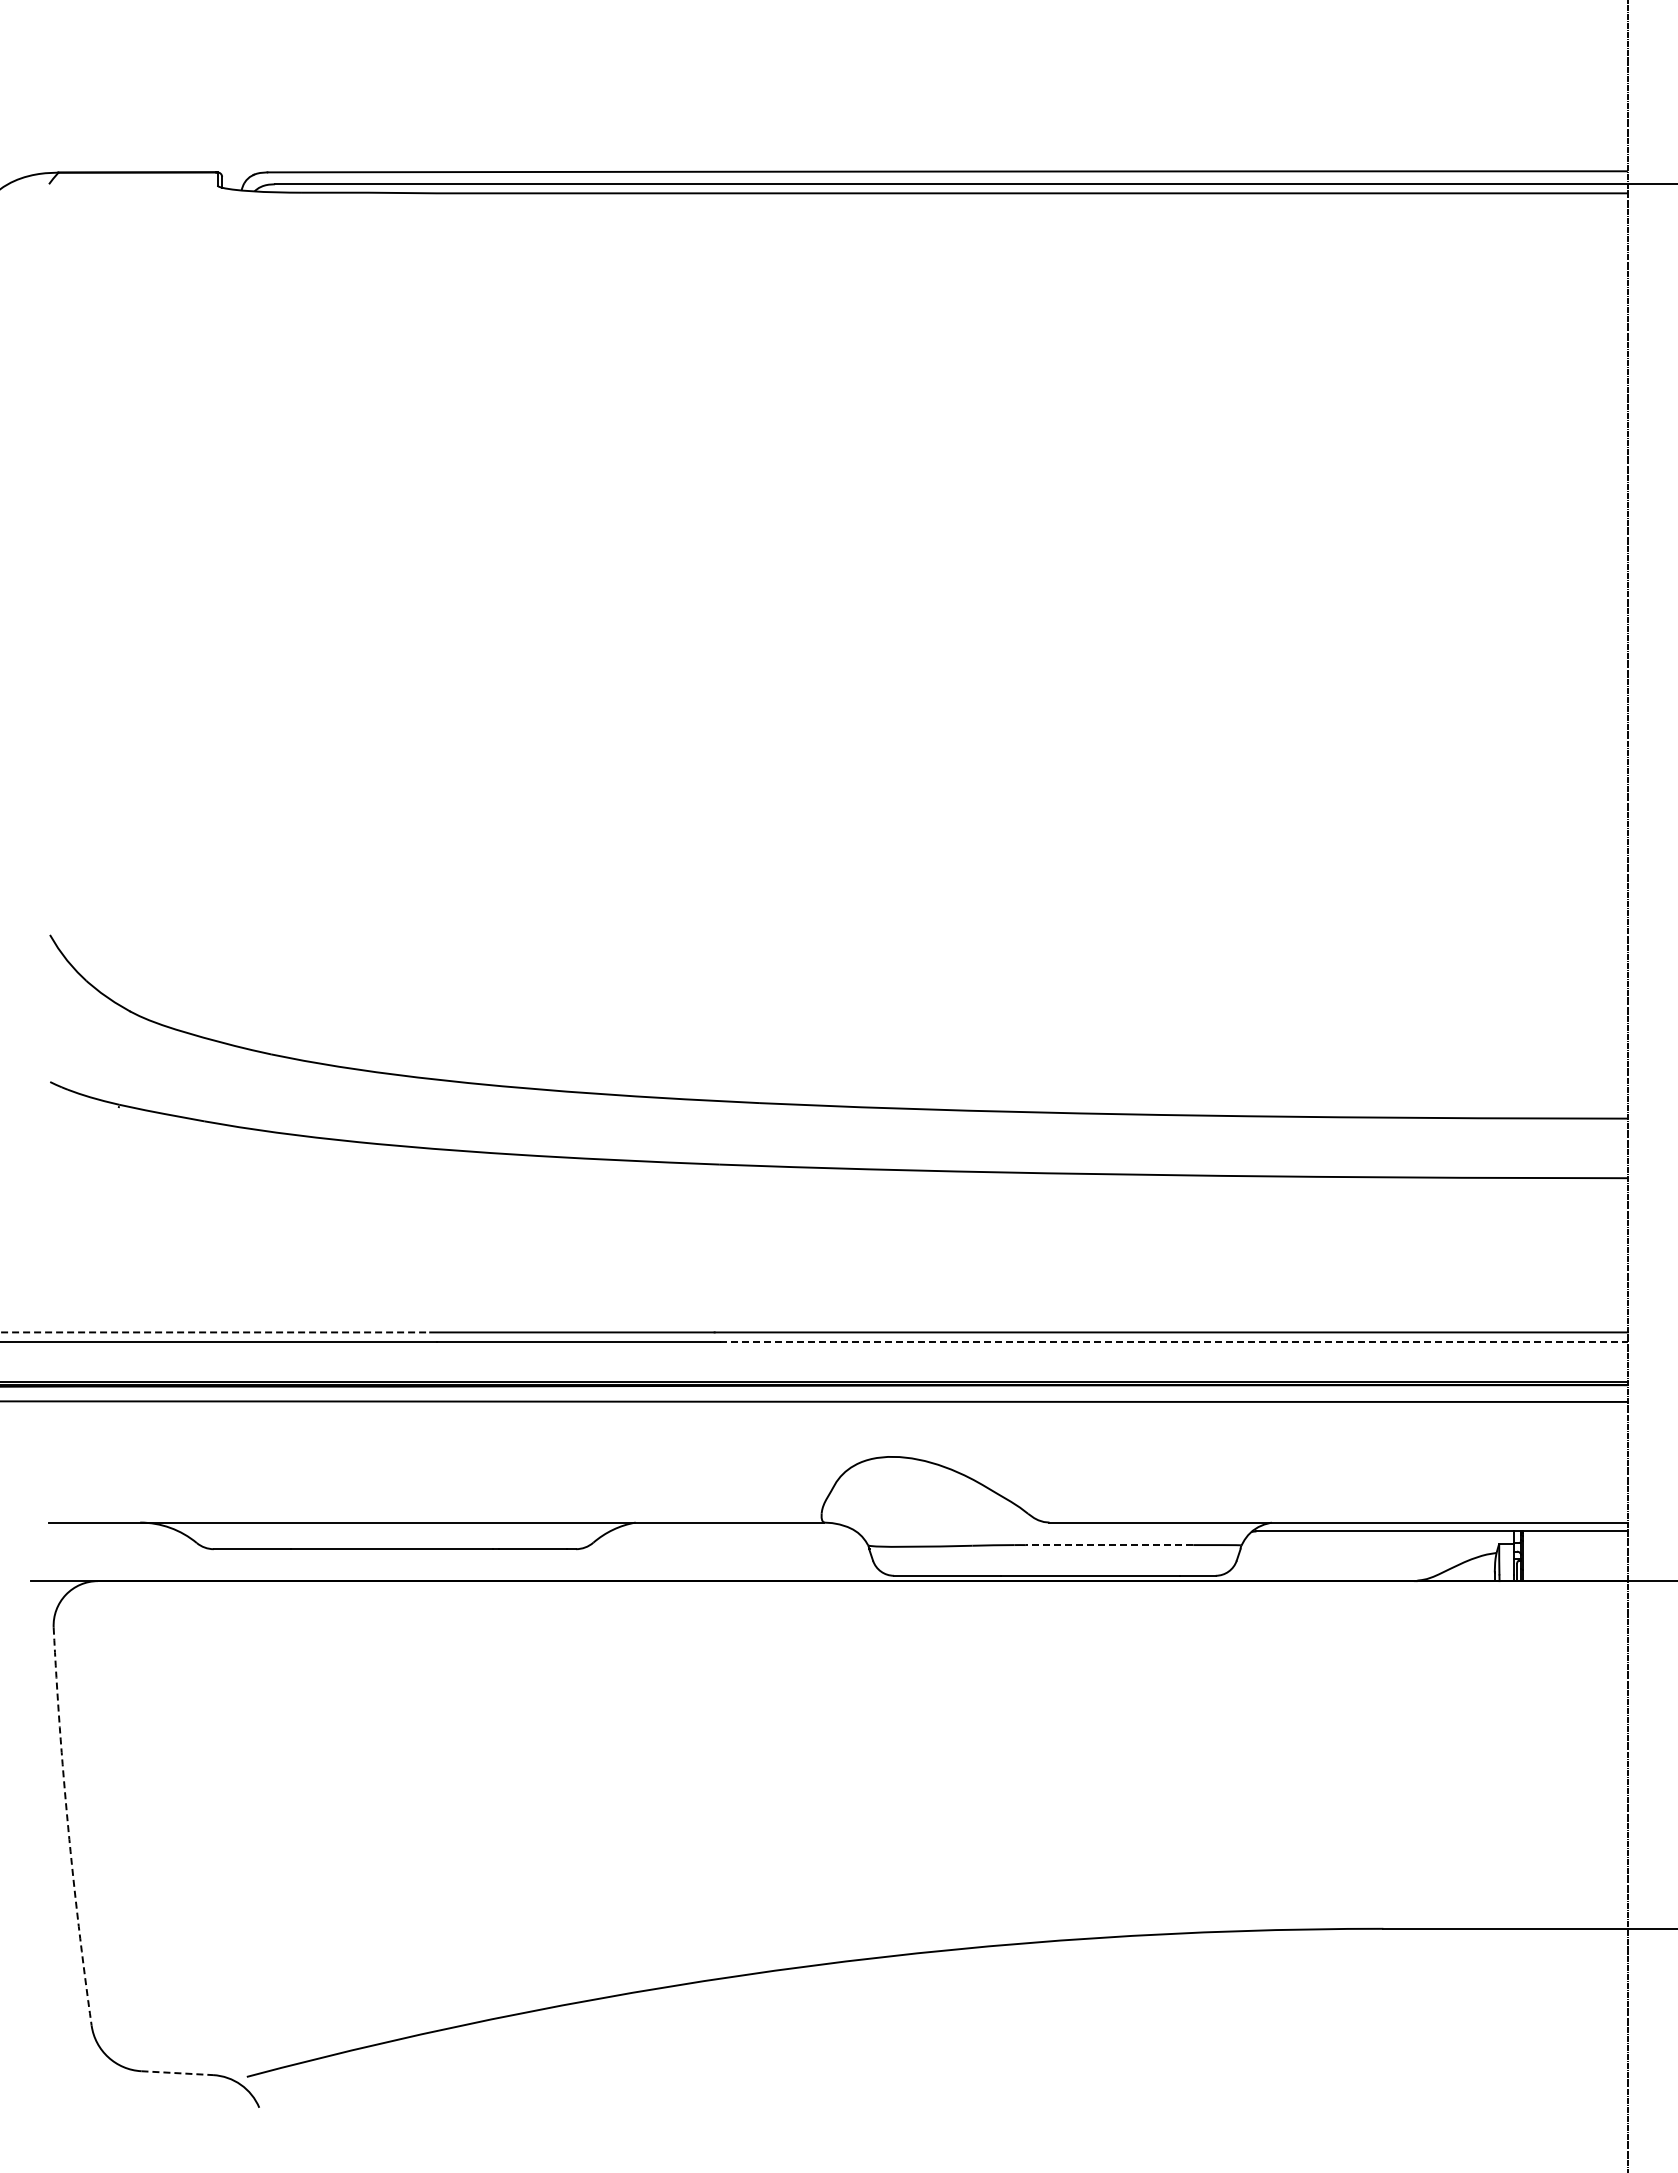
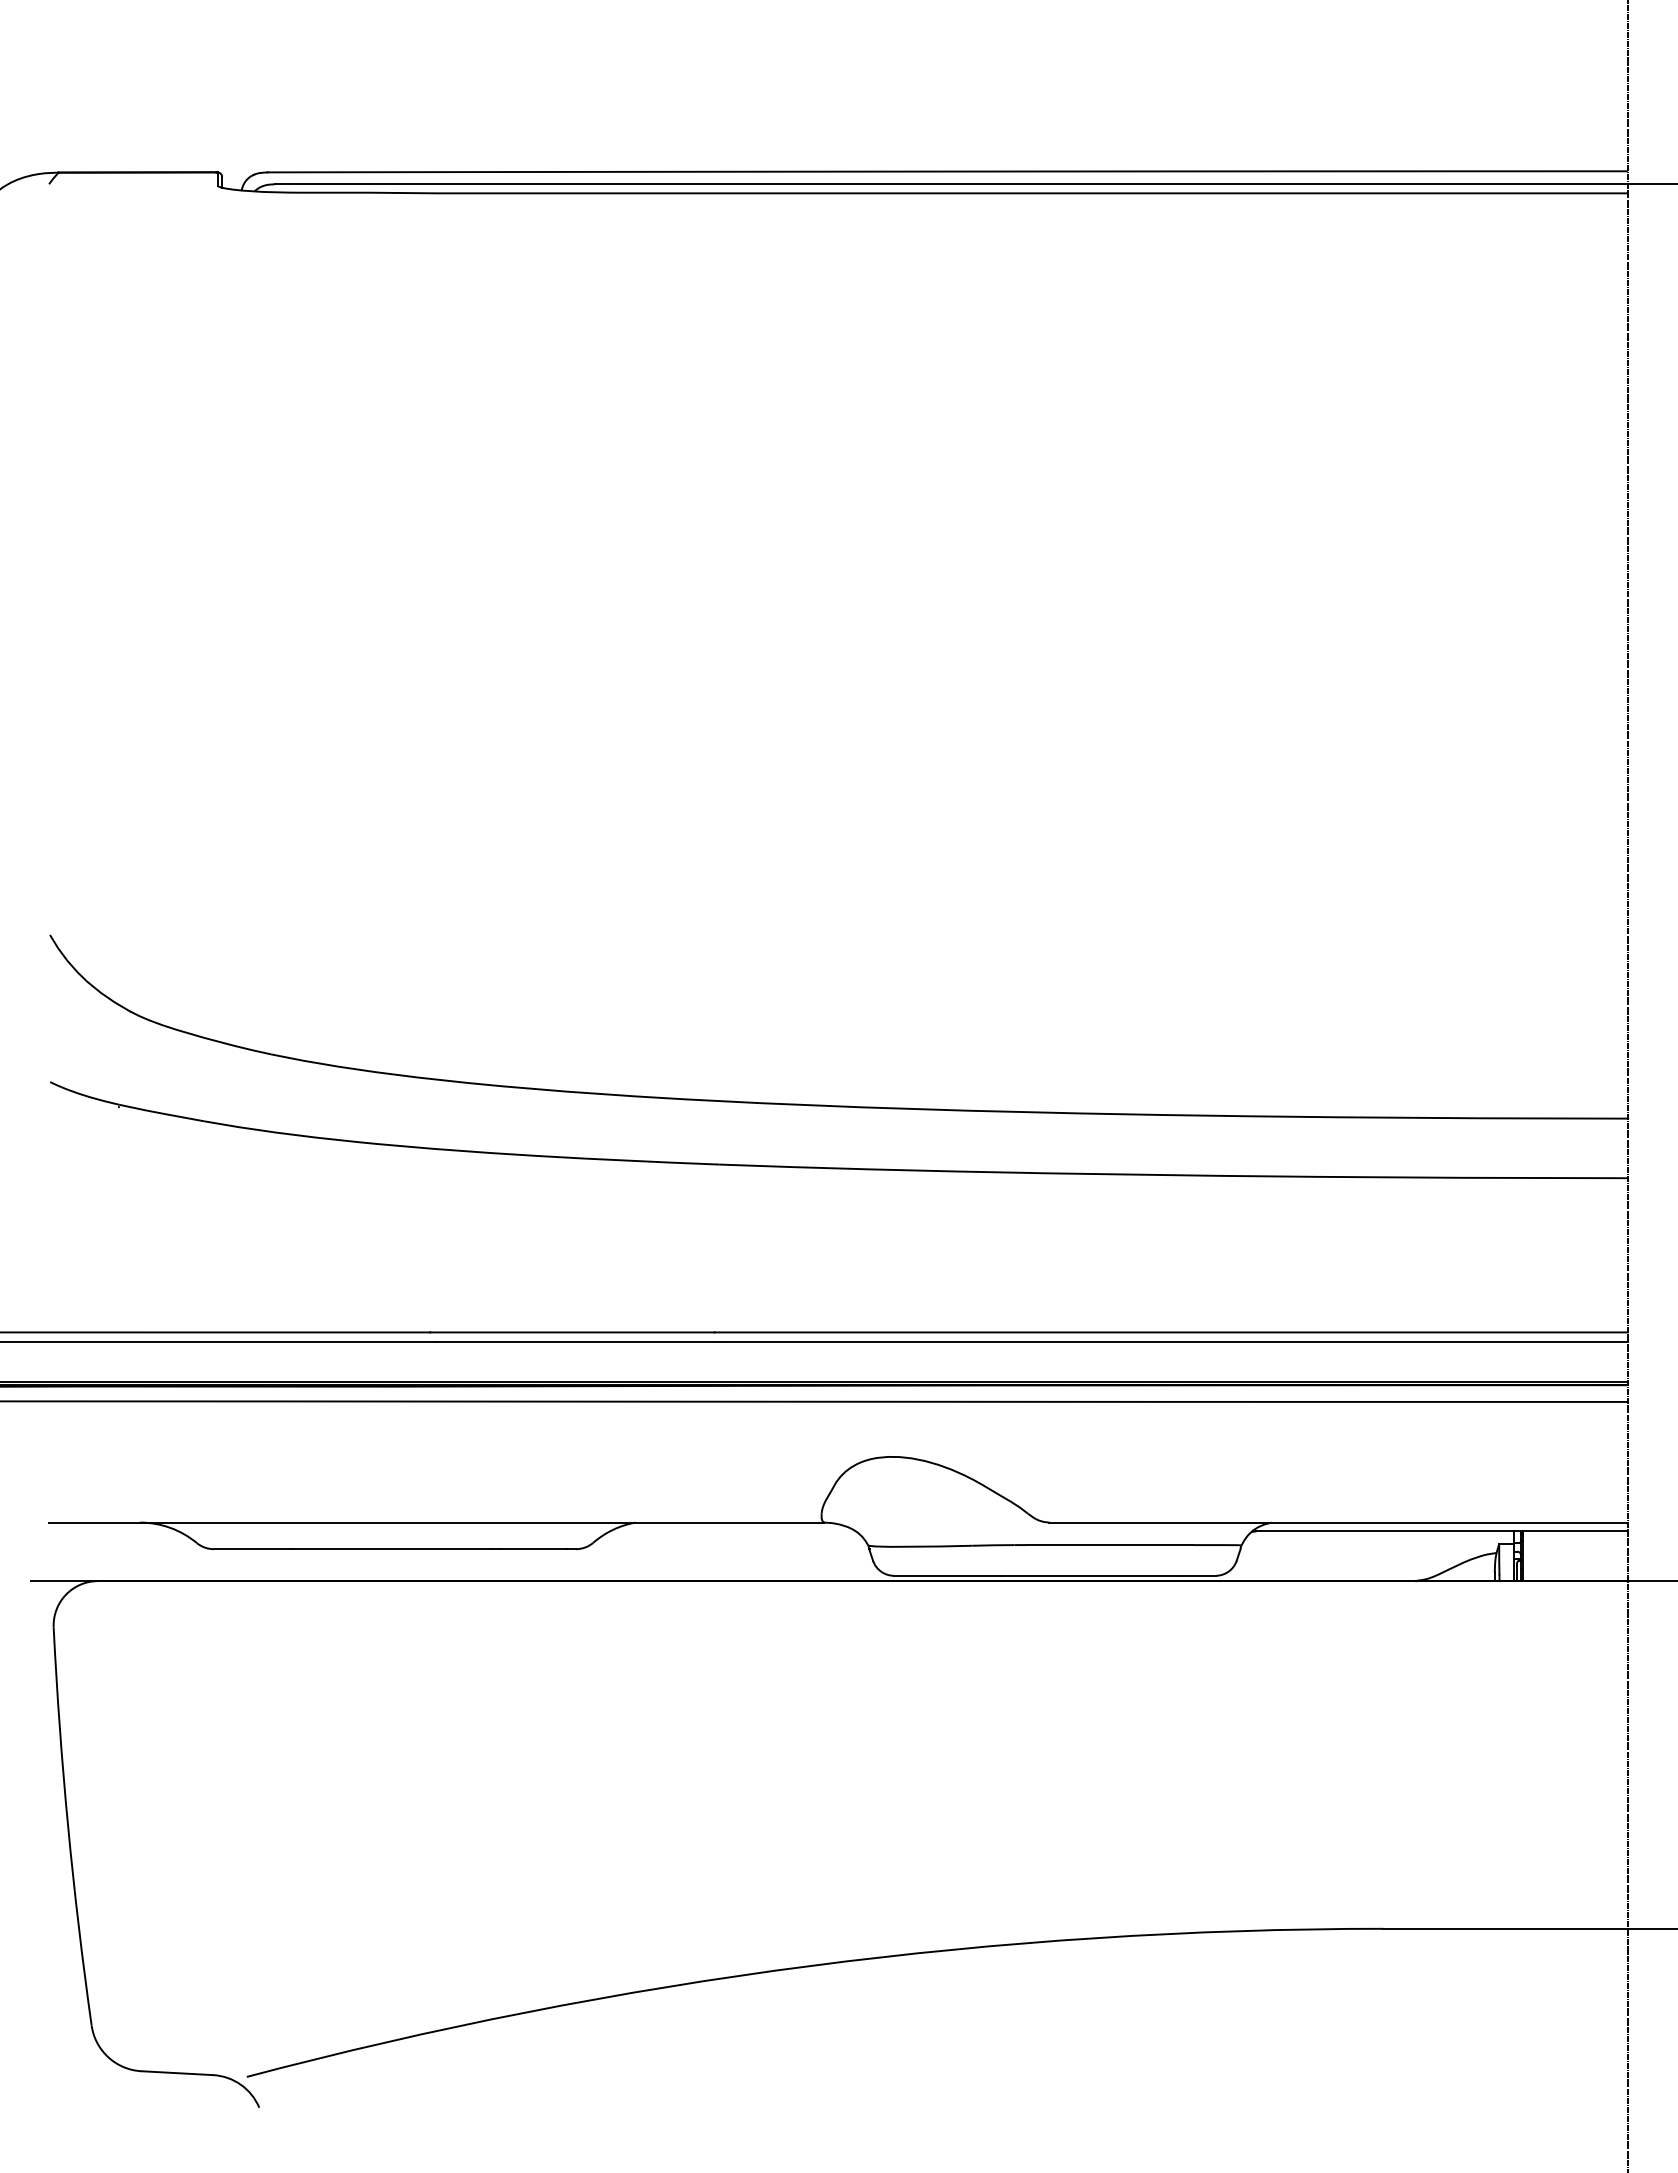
line: dashed -> solid (215, 1332)
line: dashed -> solid (1174, 1341)
line: dashed -> solid (1109, 1545)
arc: dashed -> solid (68, 1827)
line: dashed -> solid (177, 2073)
